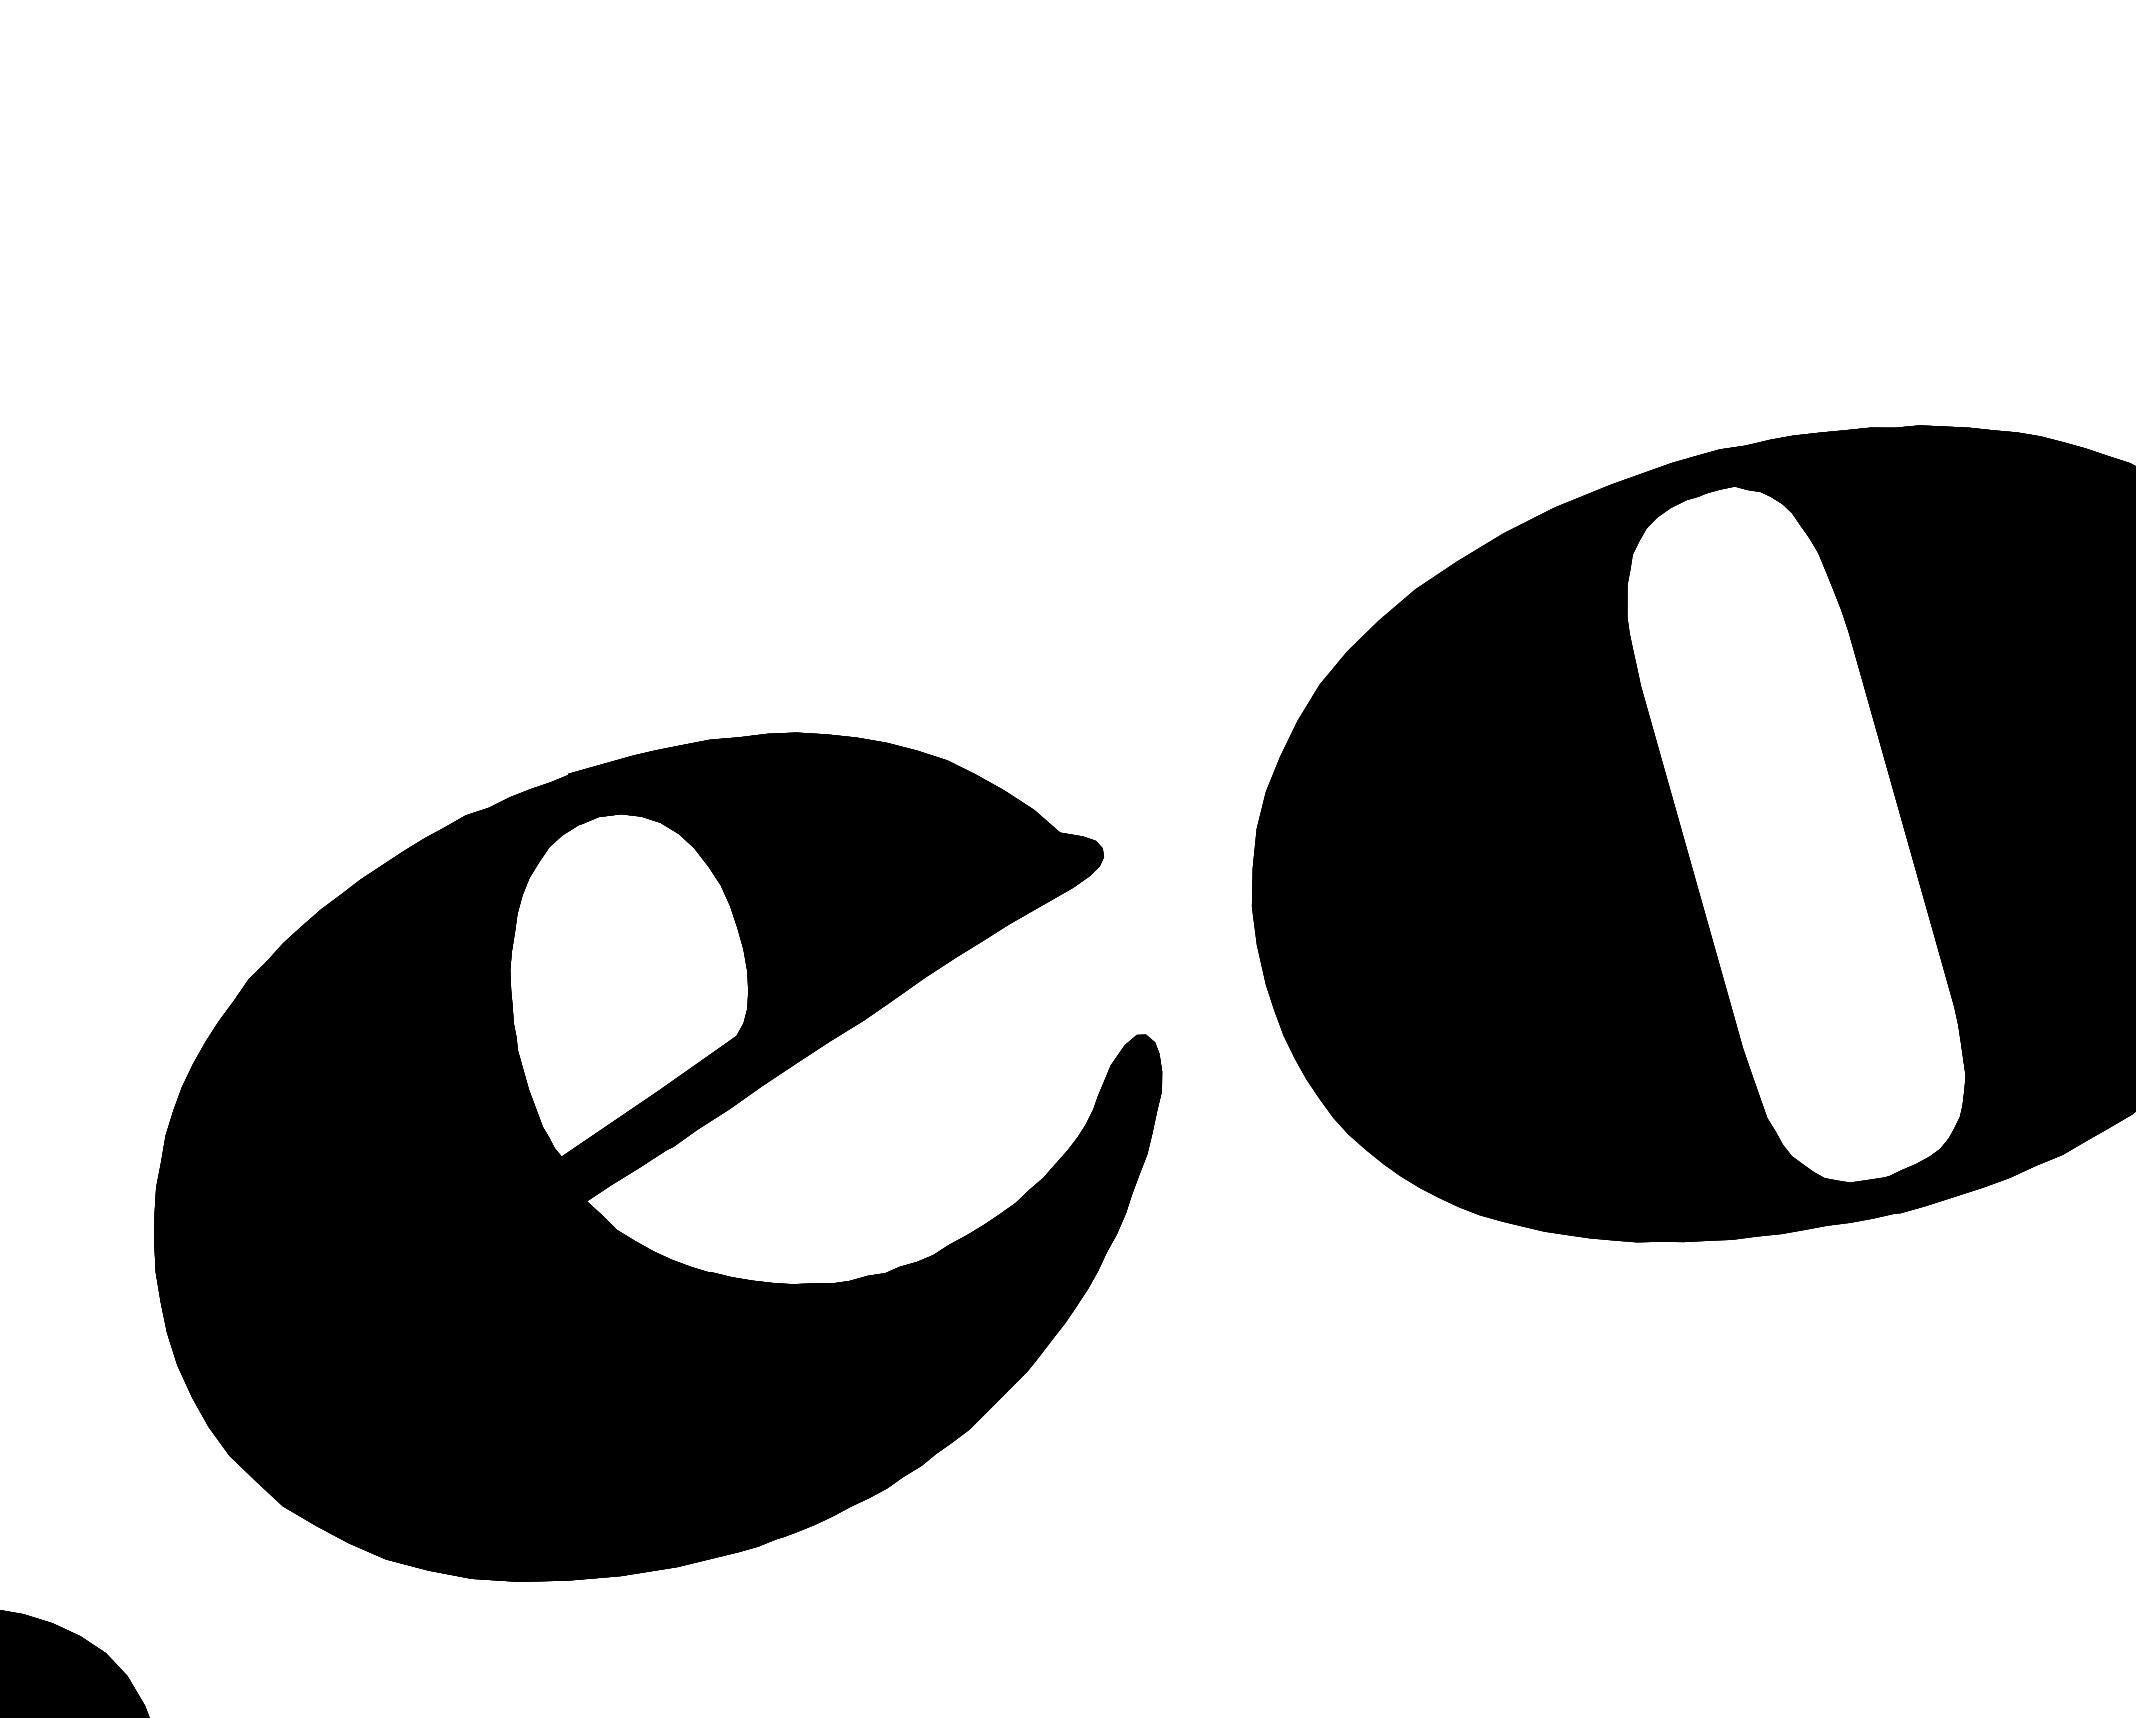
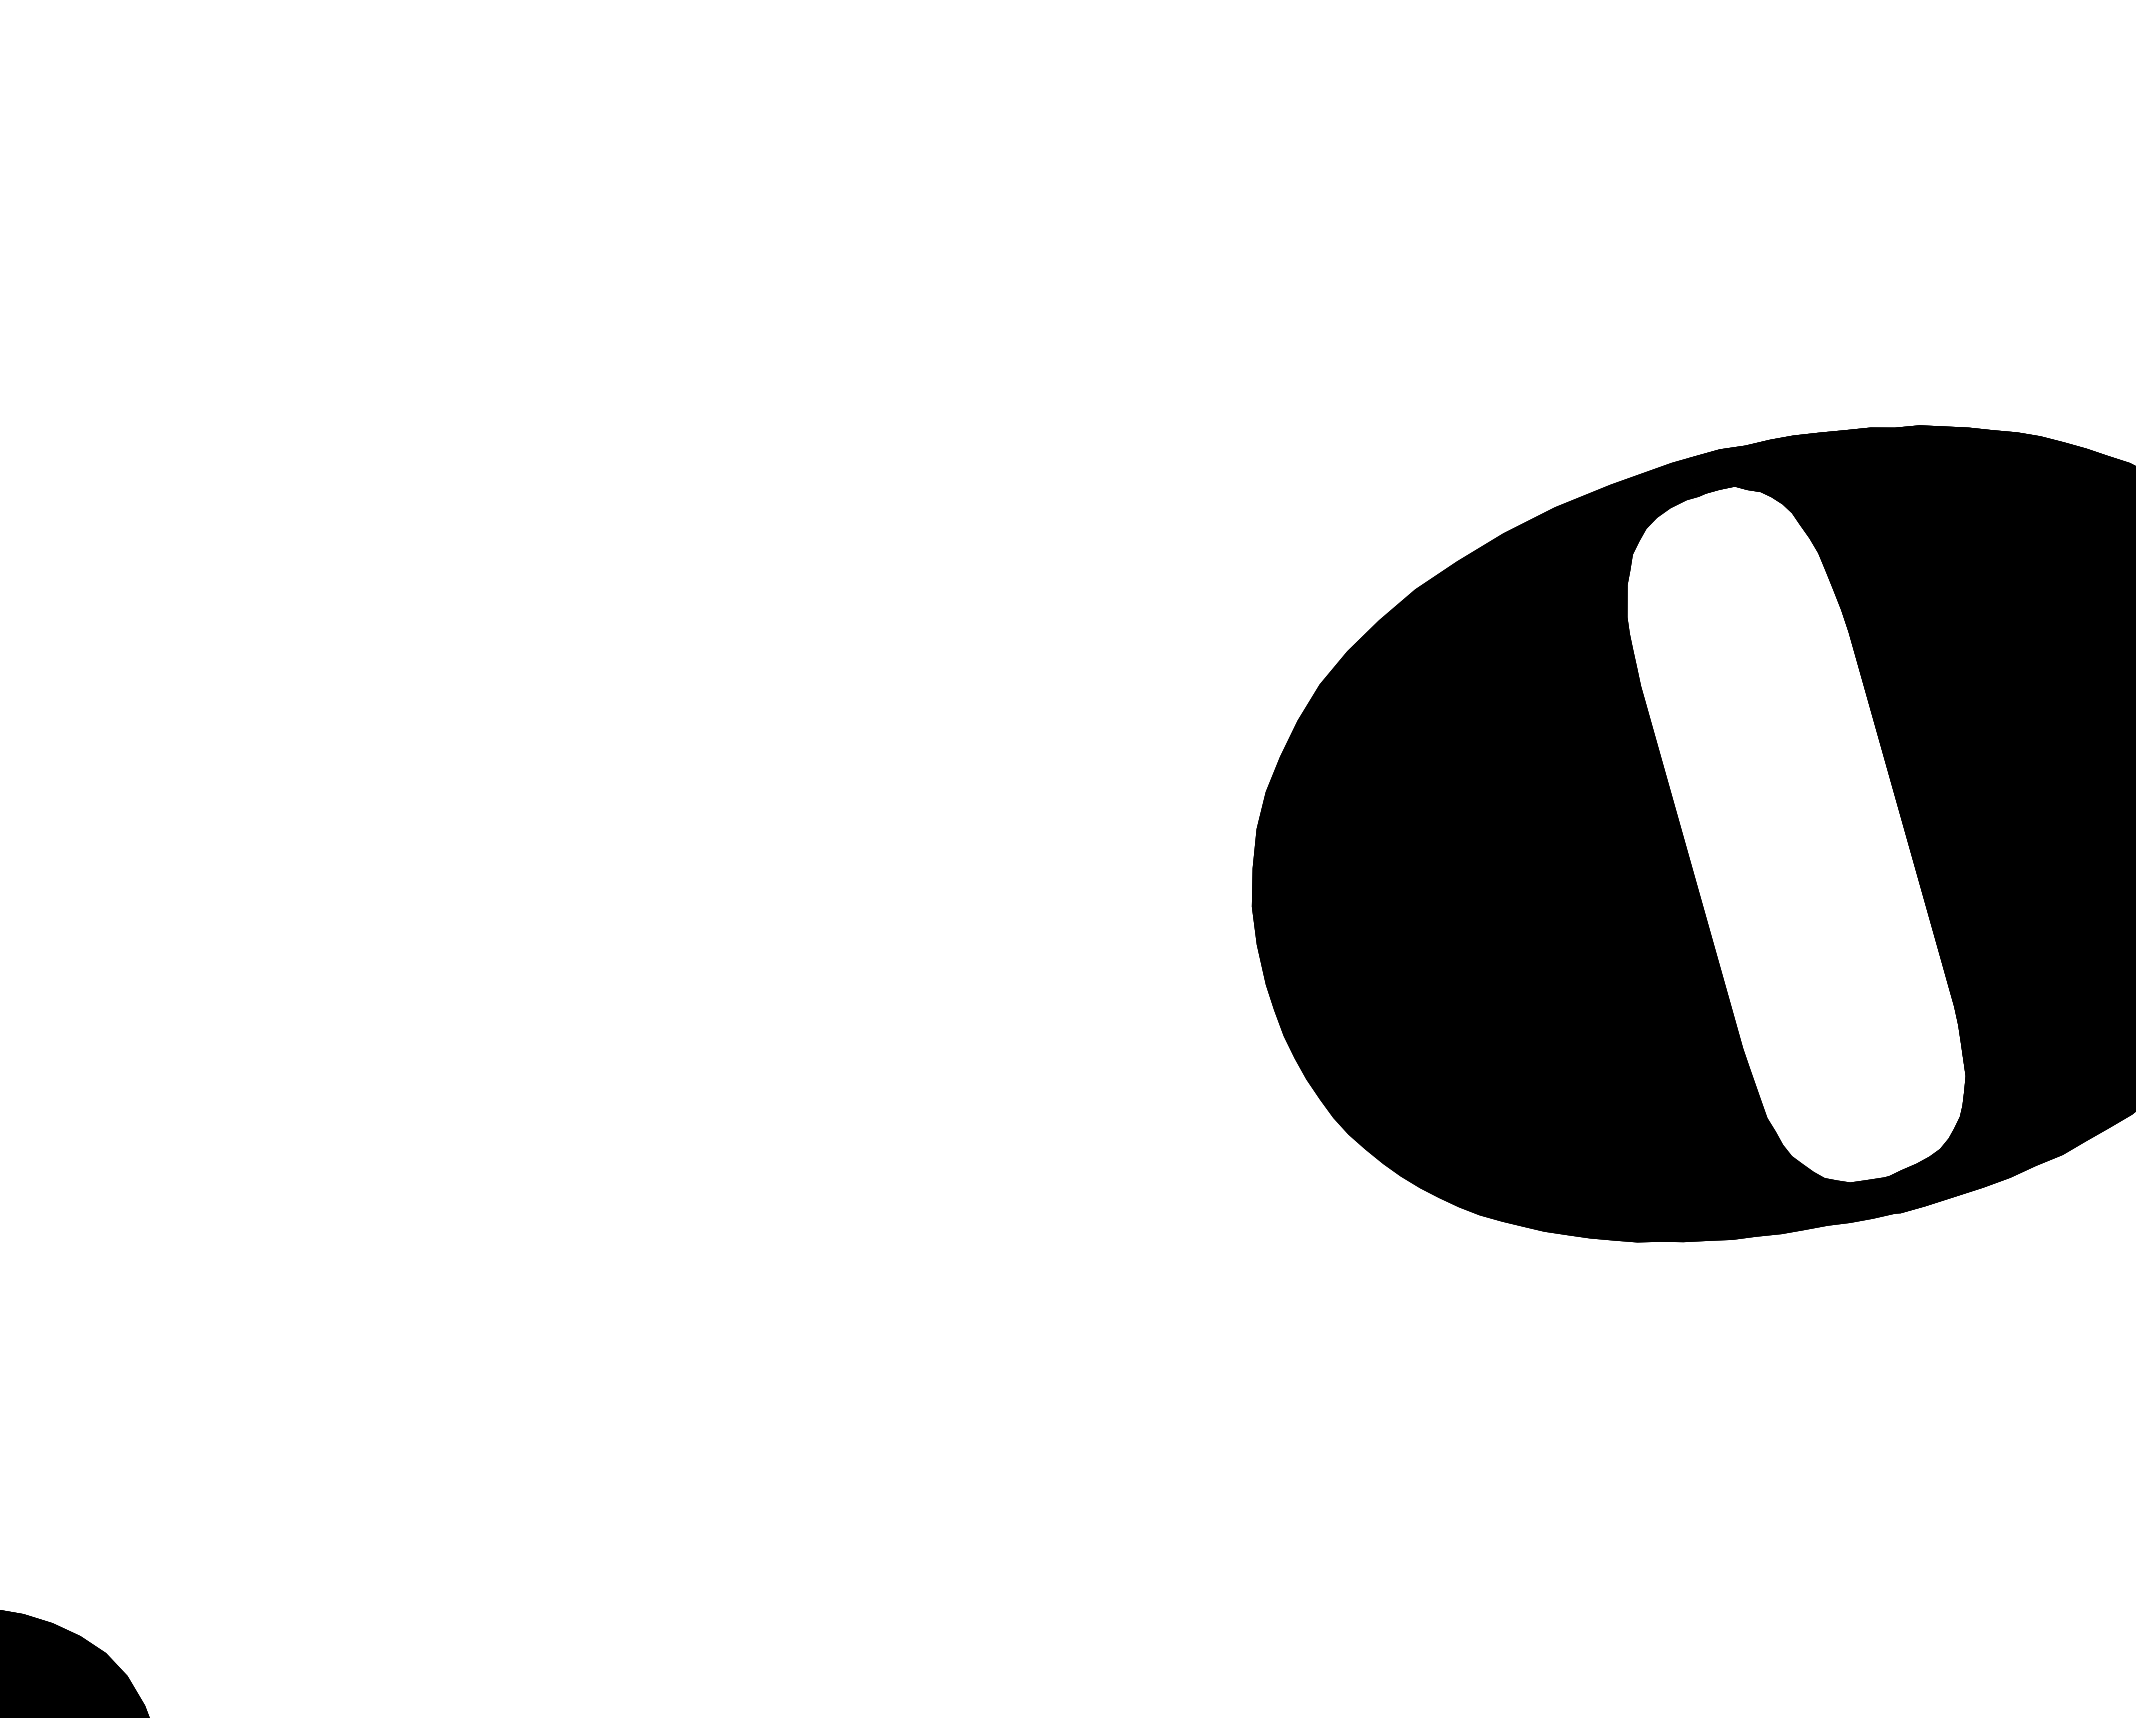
part: present -> none (658, 1156)
